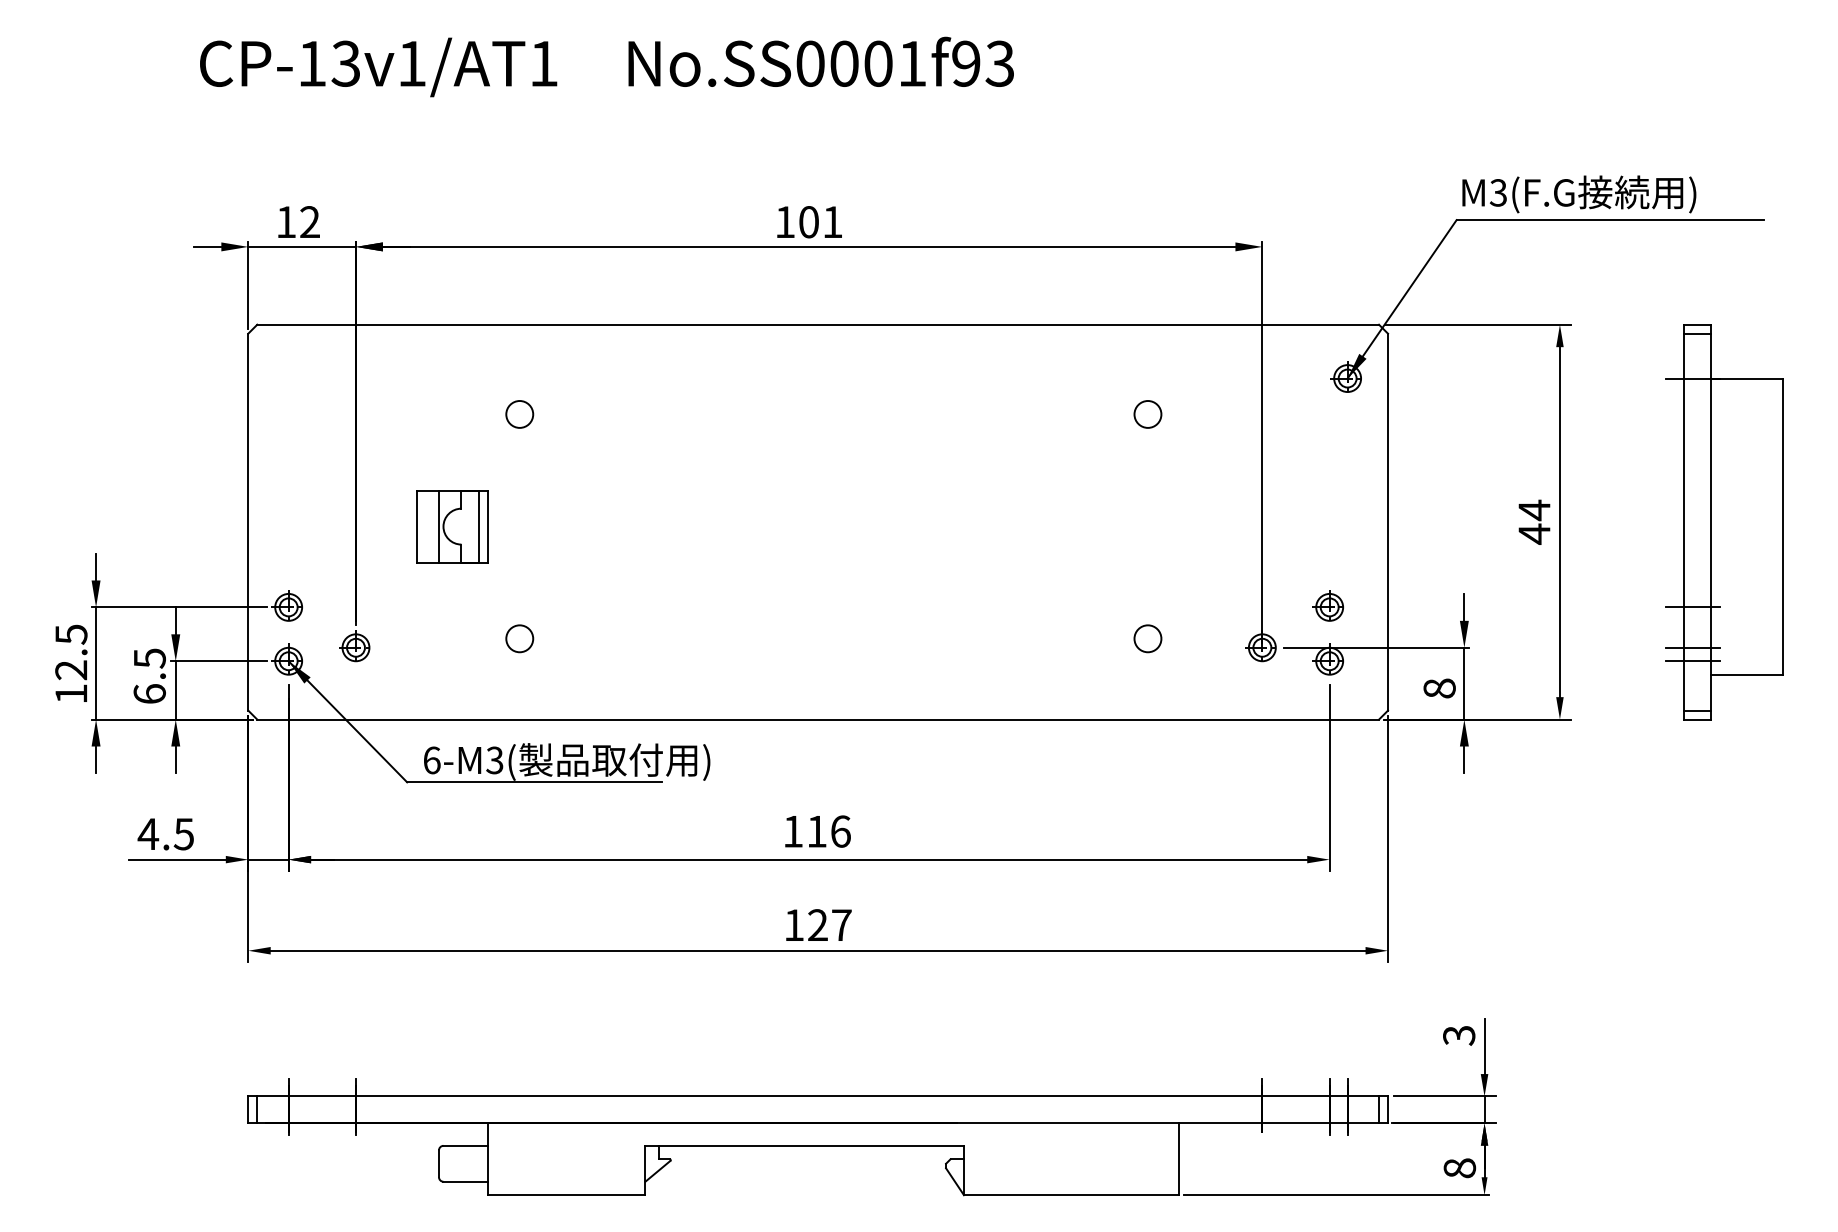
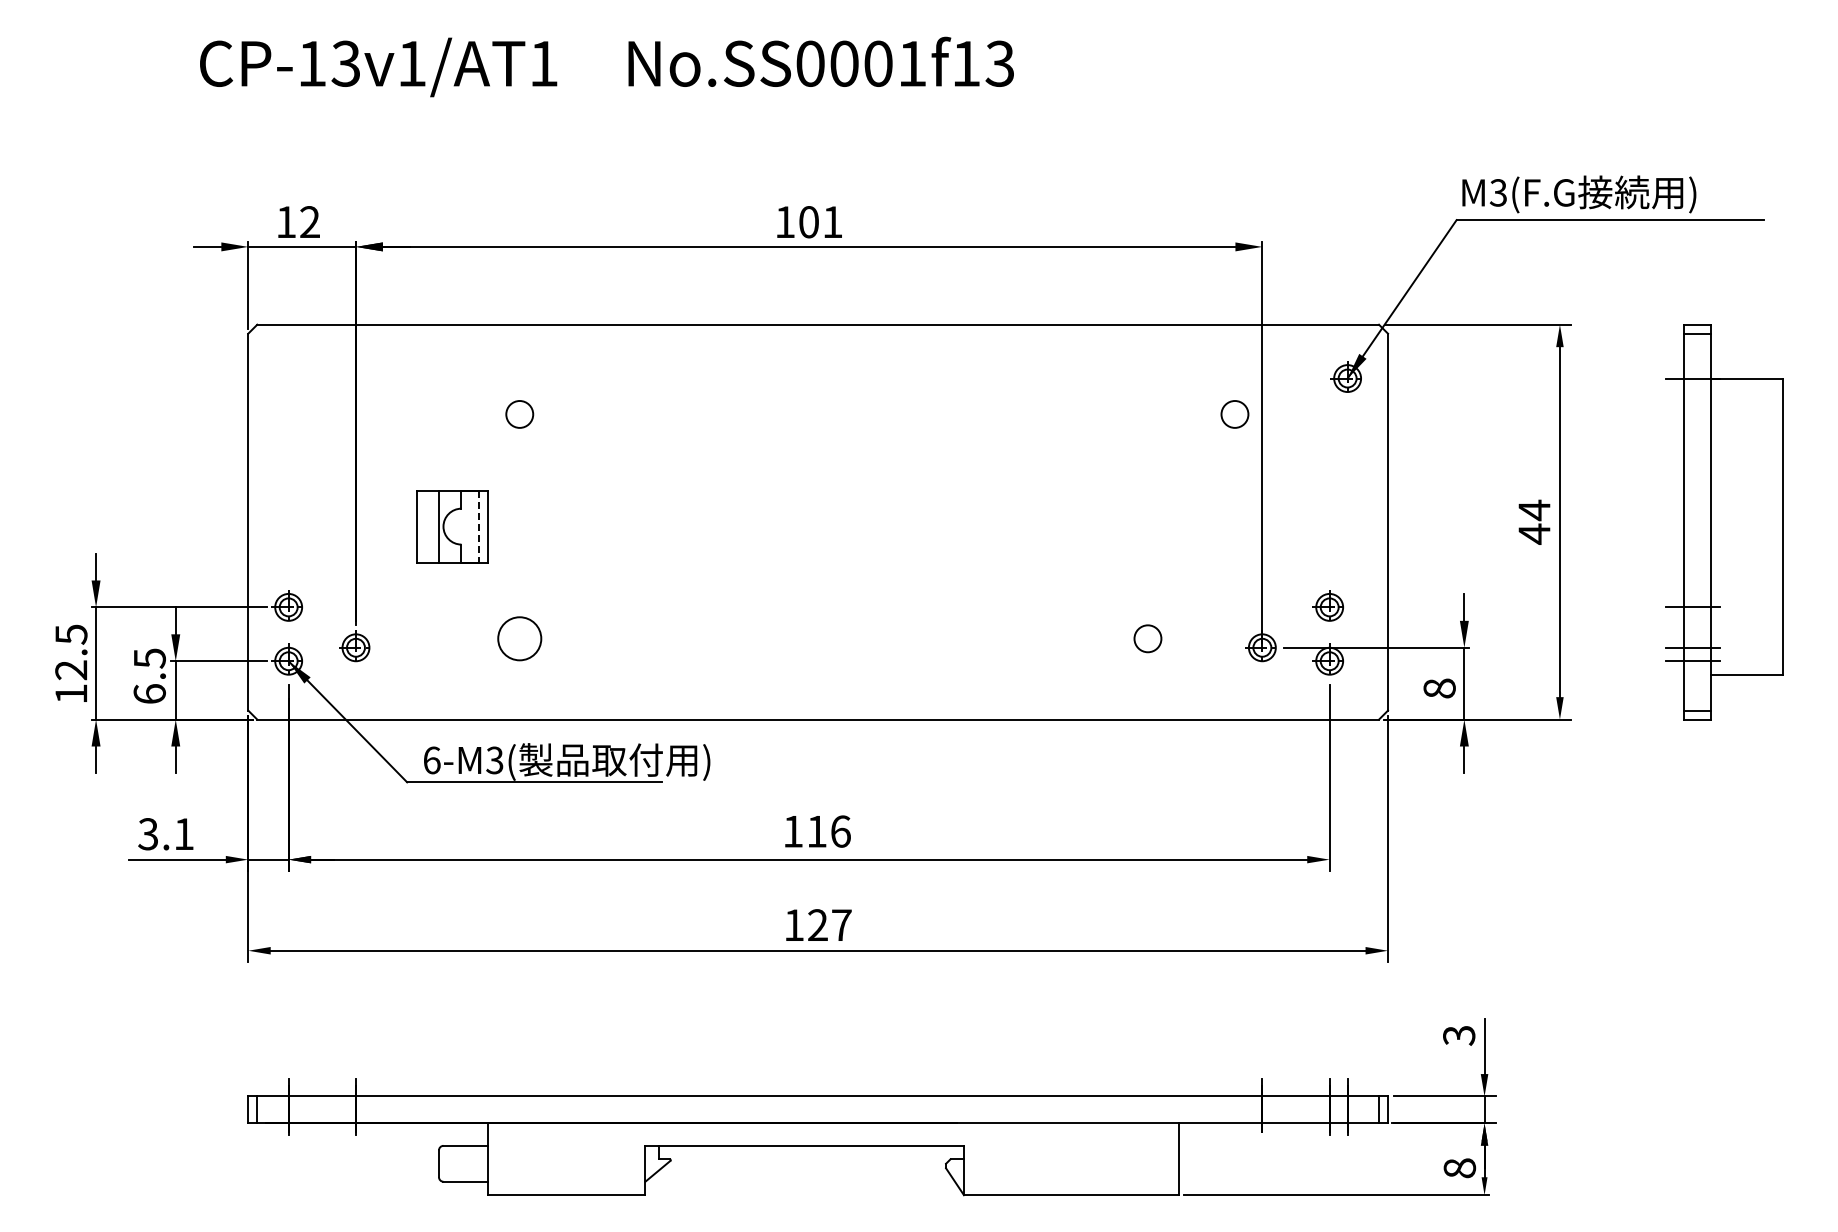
text: No.SS0001f93 -> No.SS0001f13 (966, 63)
circle position: (1147, 414) -> (1234, 414) (1234, 414)
line: solid -> dashed (479, 526)
circle diameter: 27 px -> 43 px (519, 638)
text: 4.5 -> 3.1 (165, 834)
